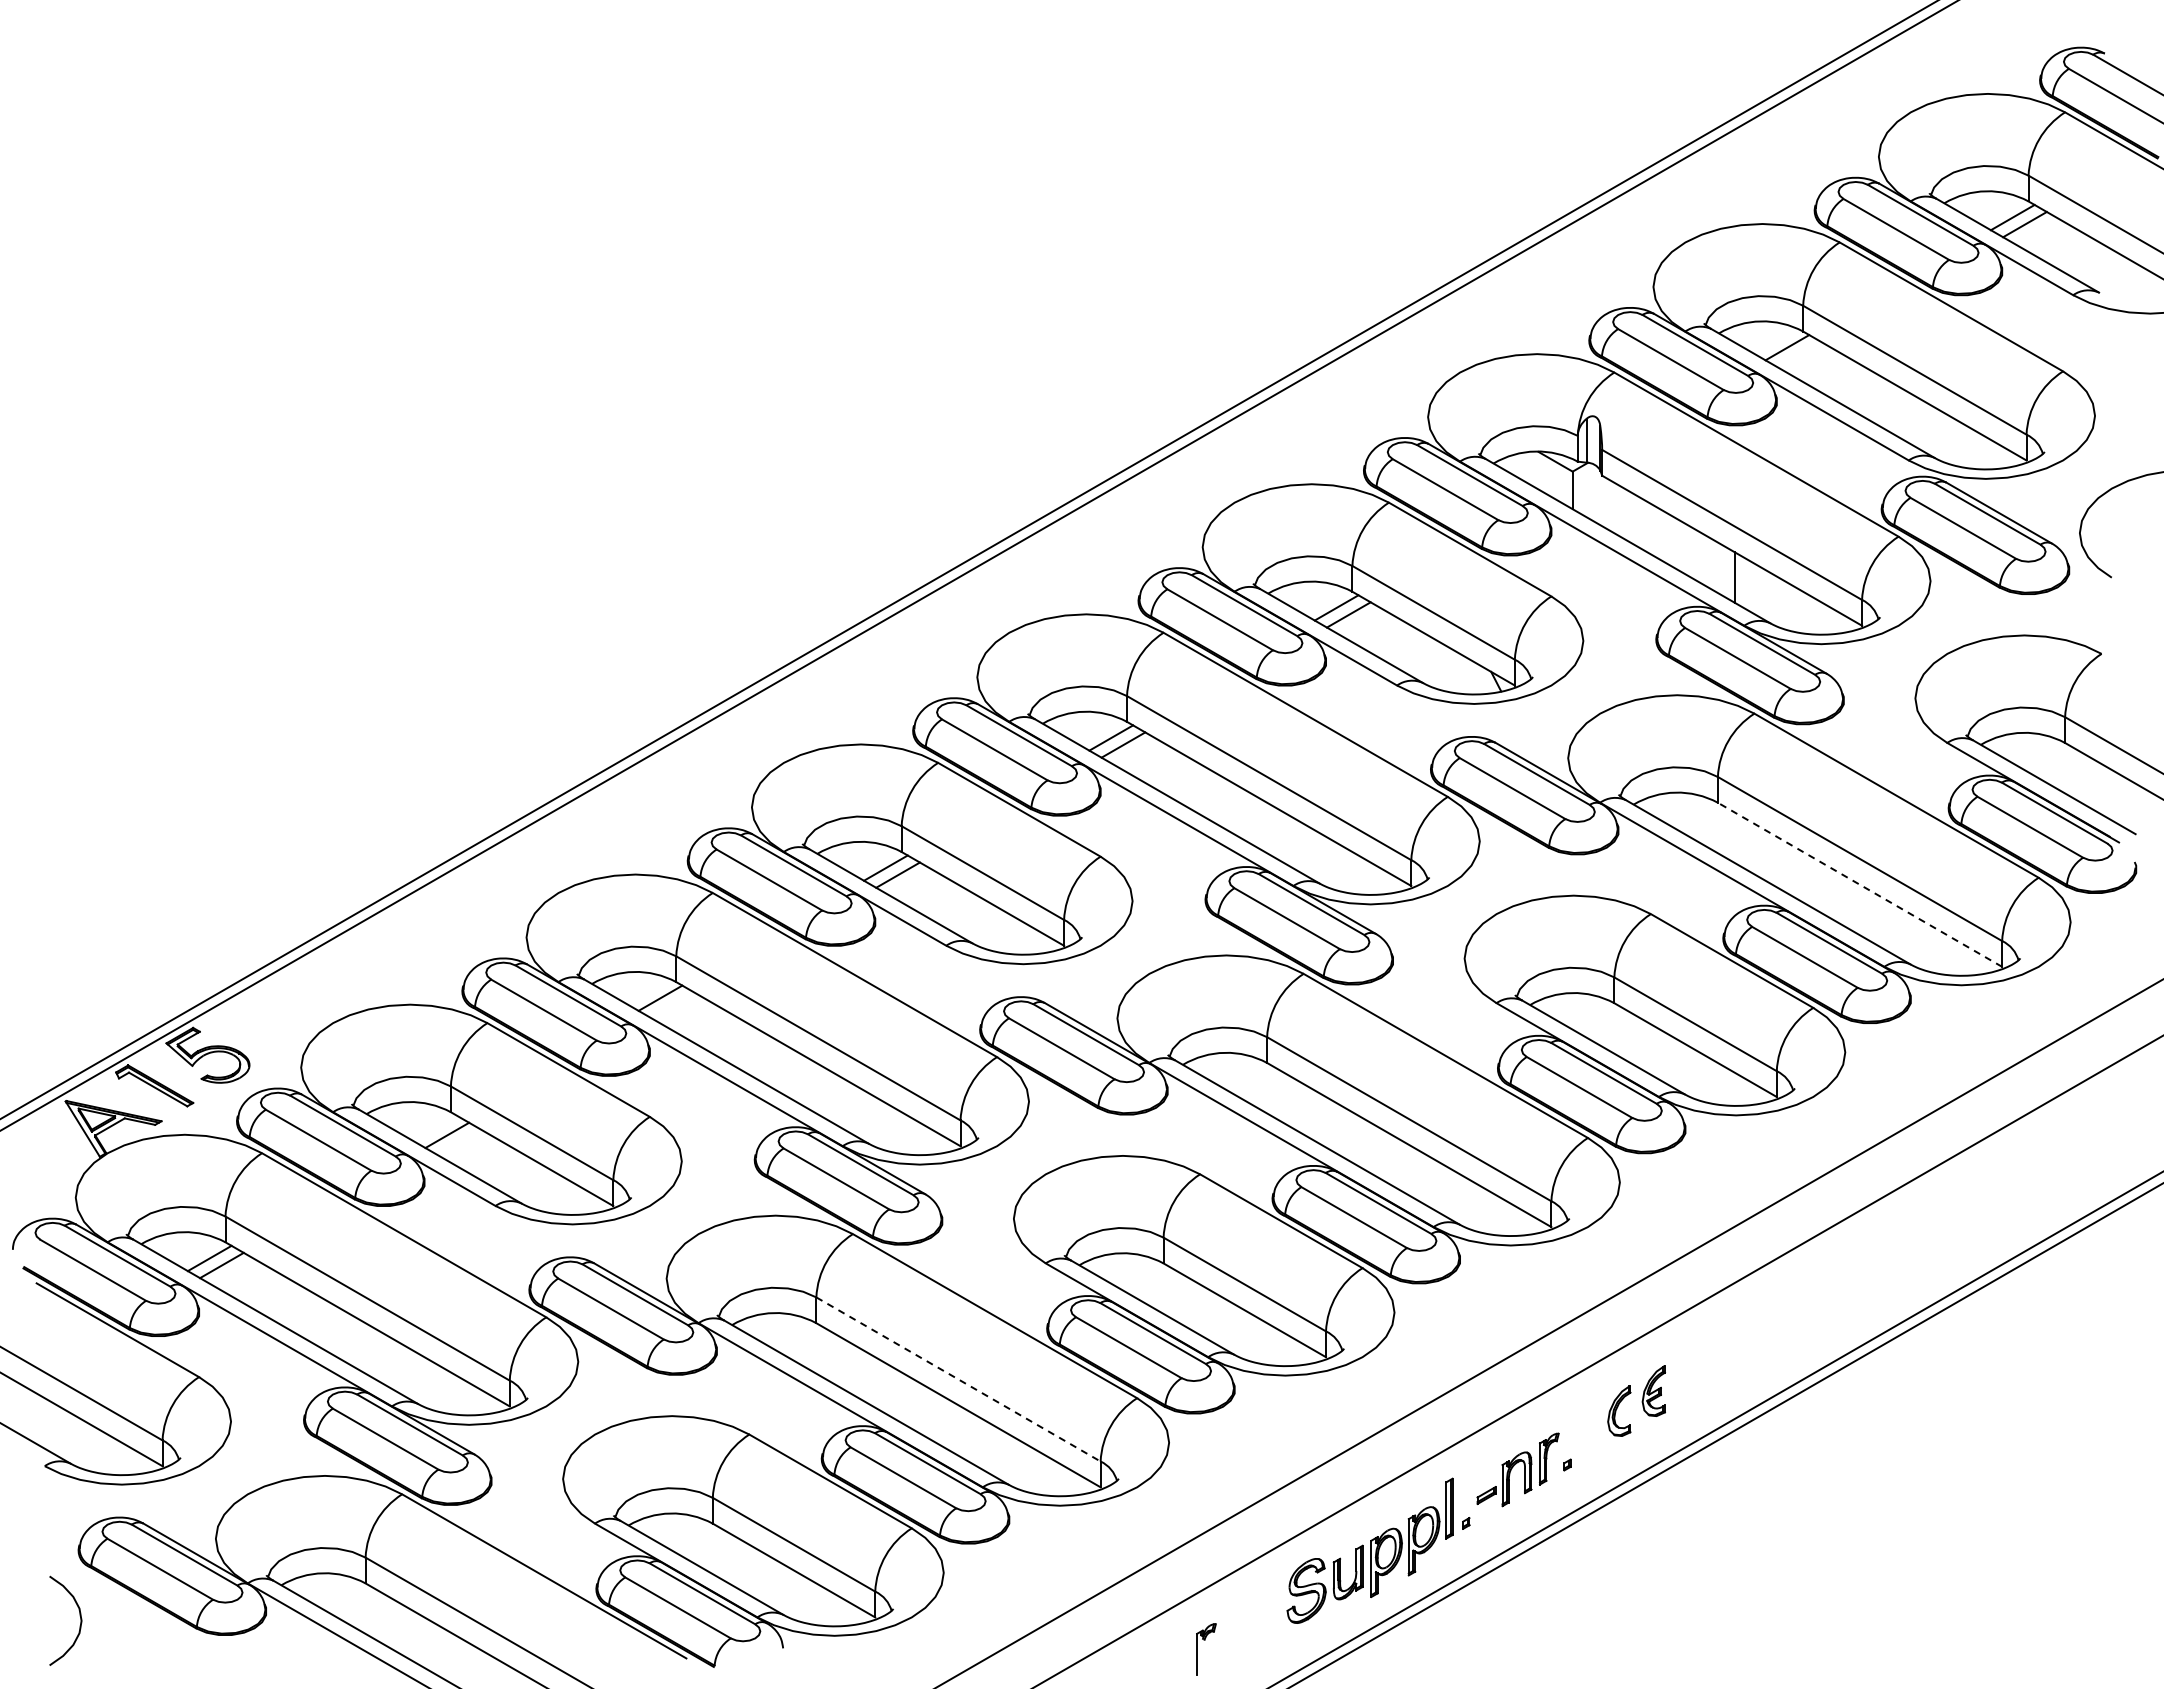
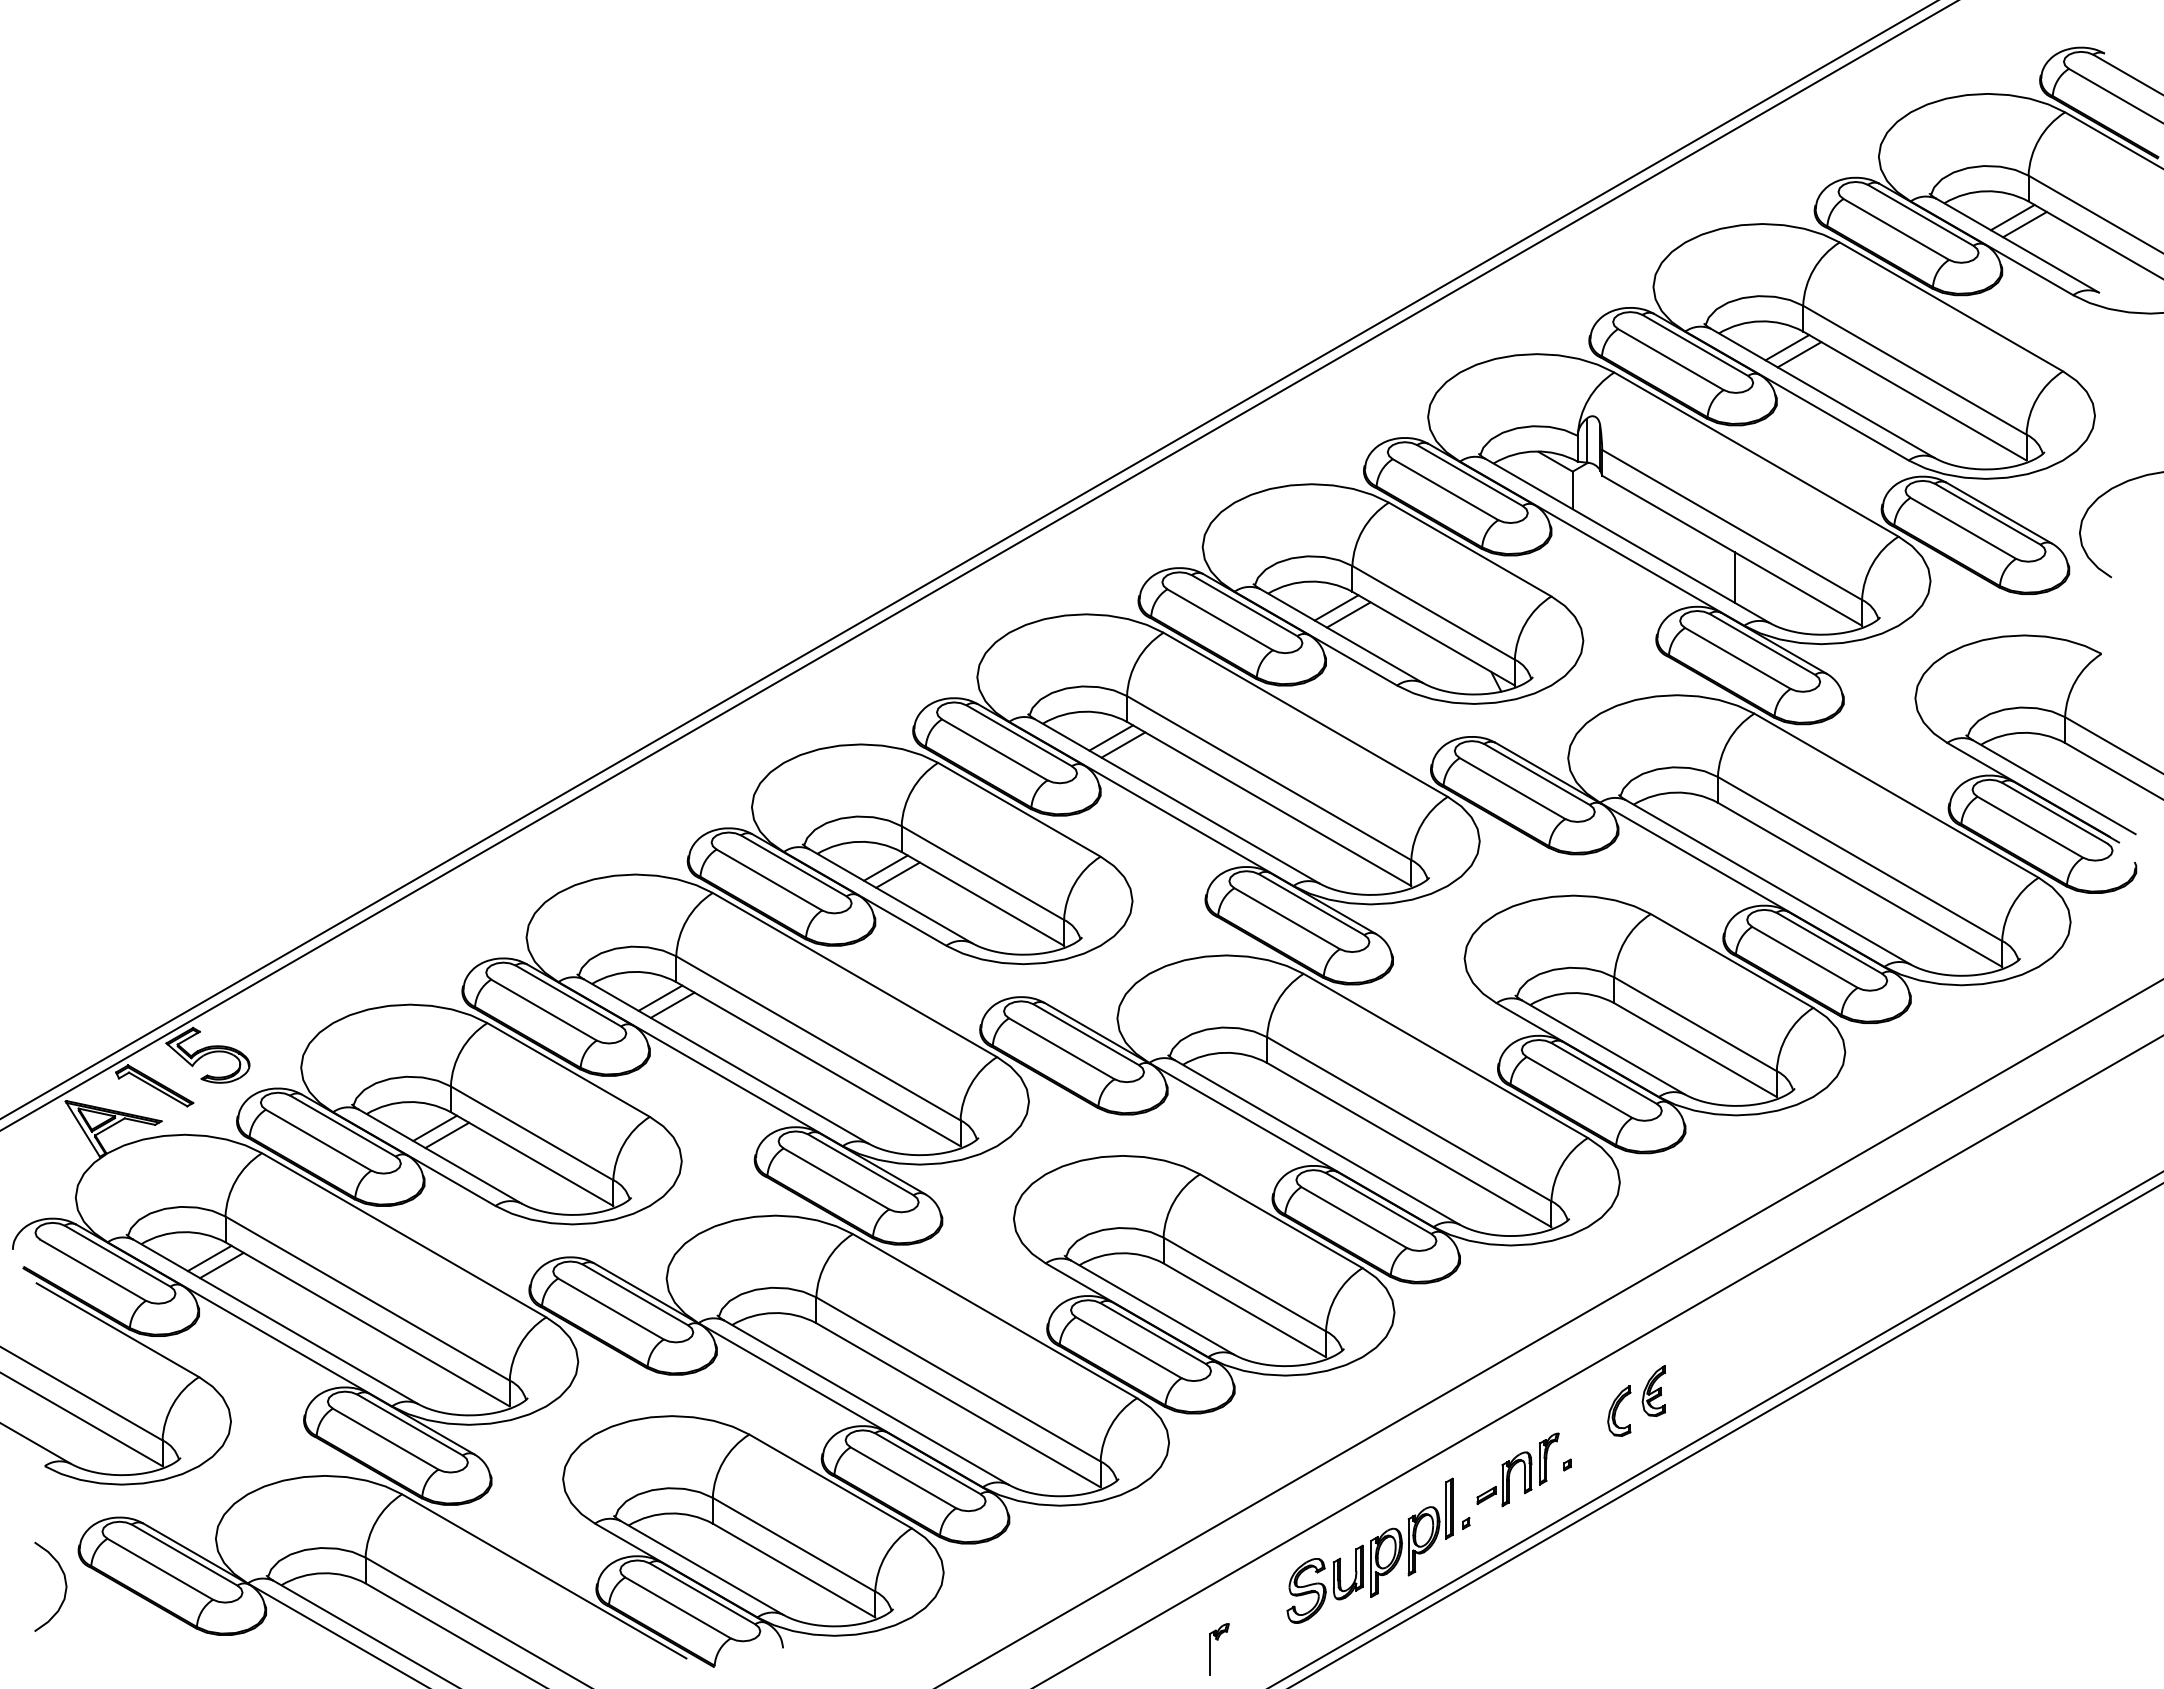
line: none -> present (1799, 354)
line: dashed -> solid (1859, 884)
line: none -> present (672, 1004)
line: none -> present (434, 1127)
line: dashed -> solid (958, 1379)
curve position: (79, 1616) -> (64, 1582) (64, 1582)
part position: (1197, 1649) -> (1210, 1649) (1210, 1649)
